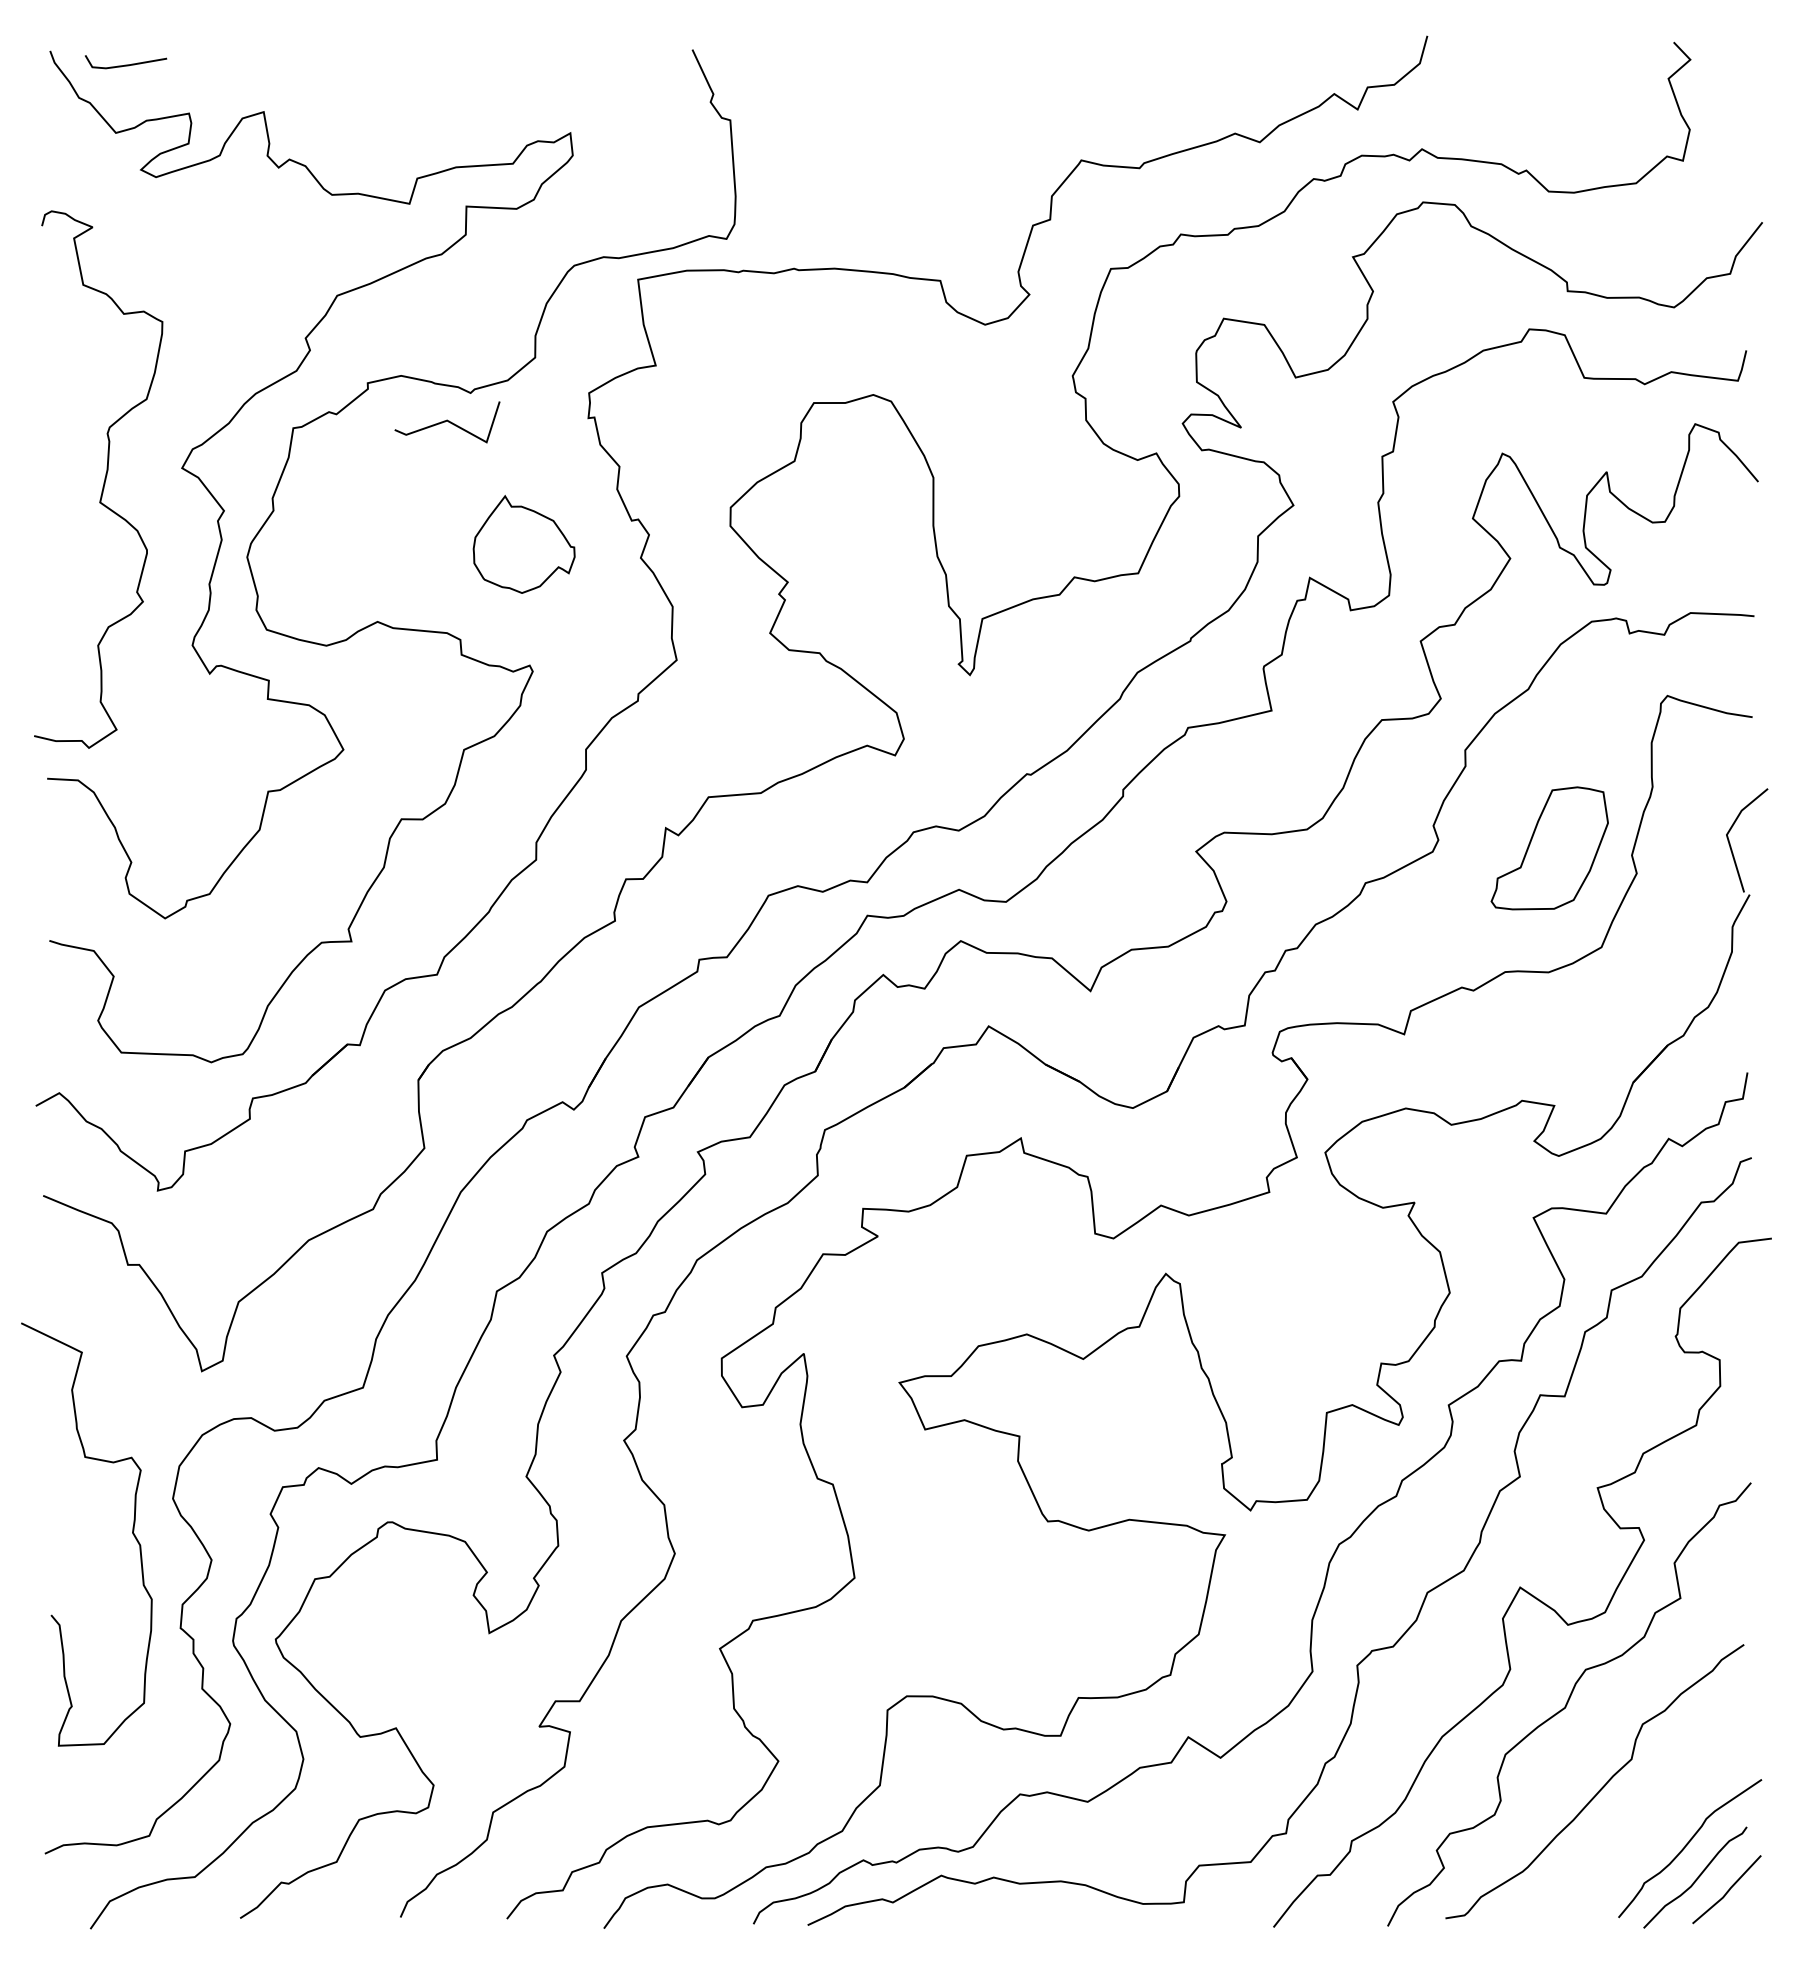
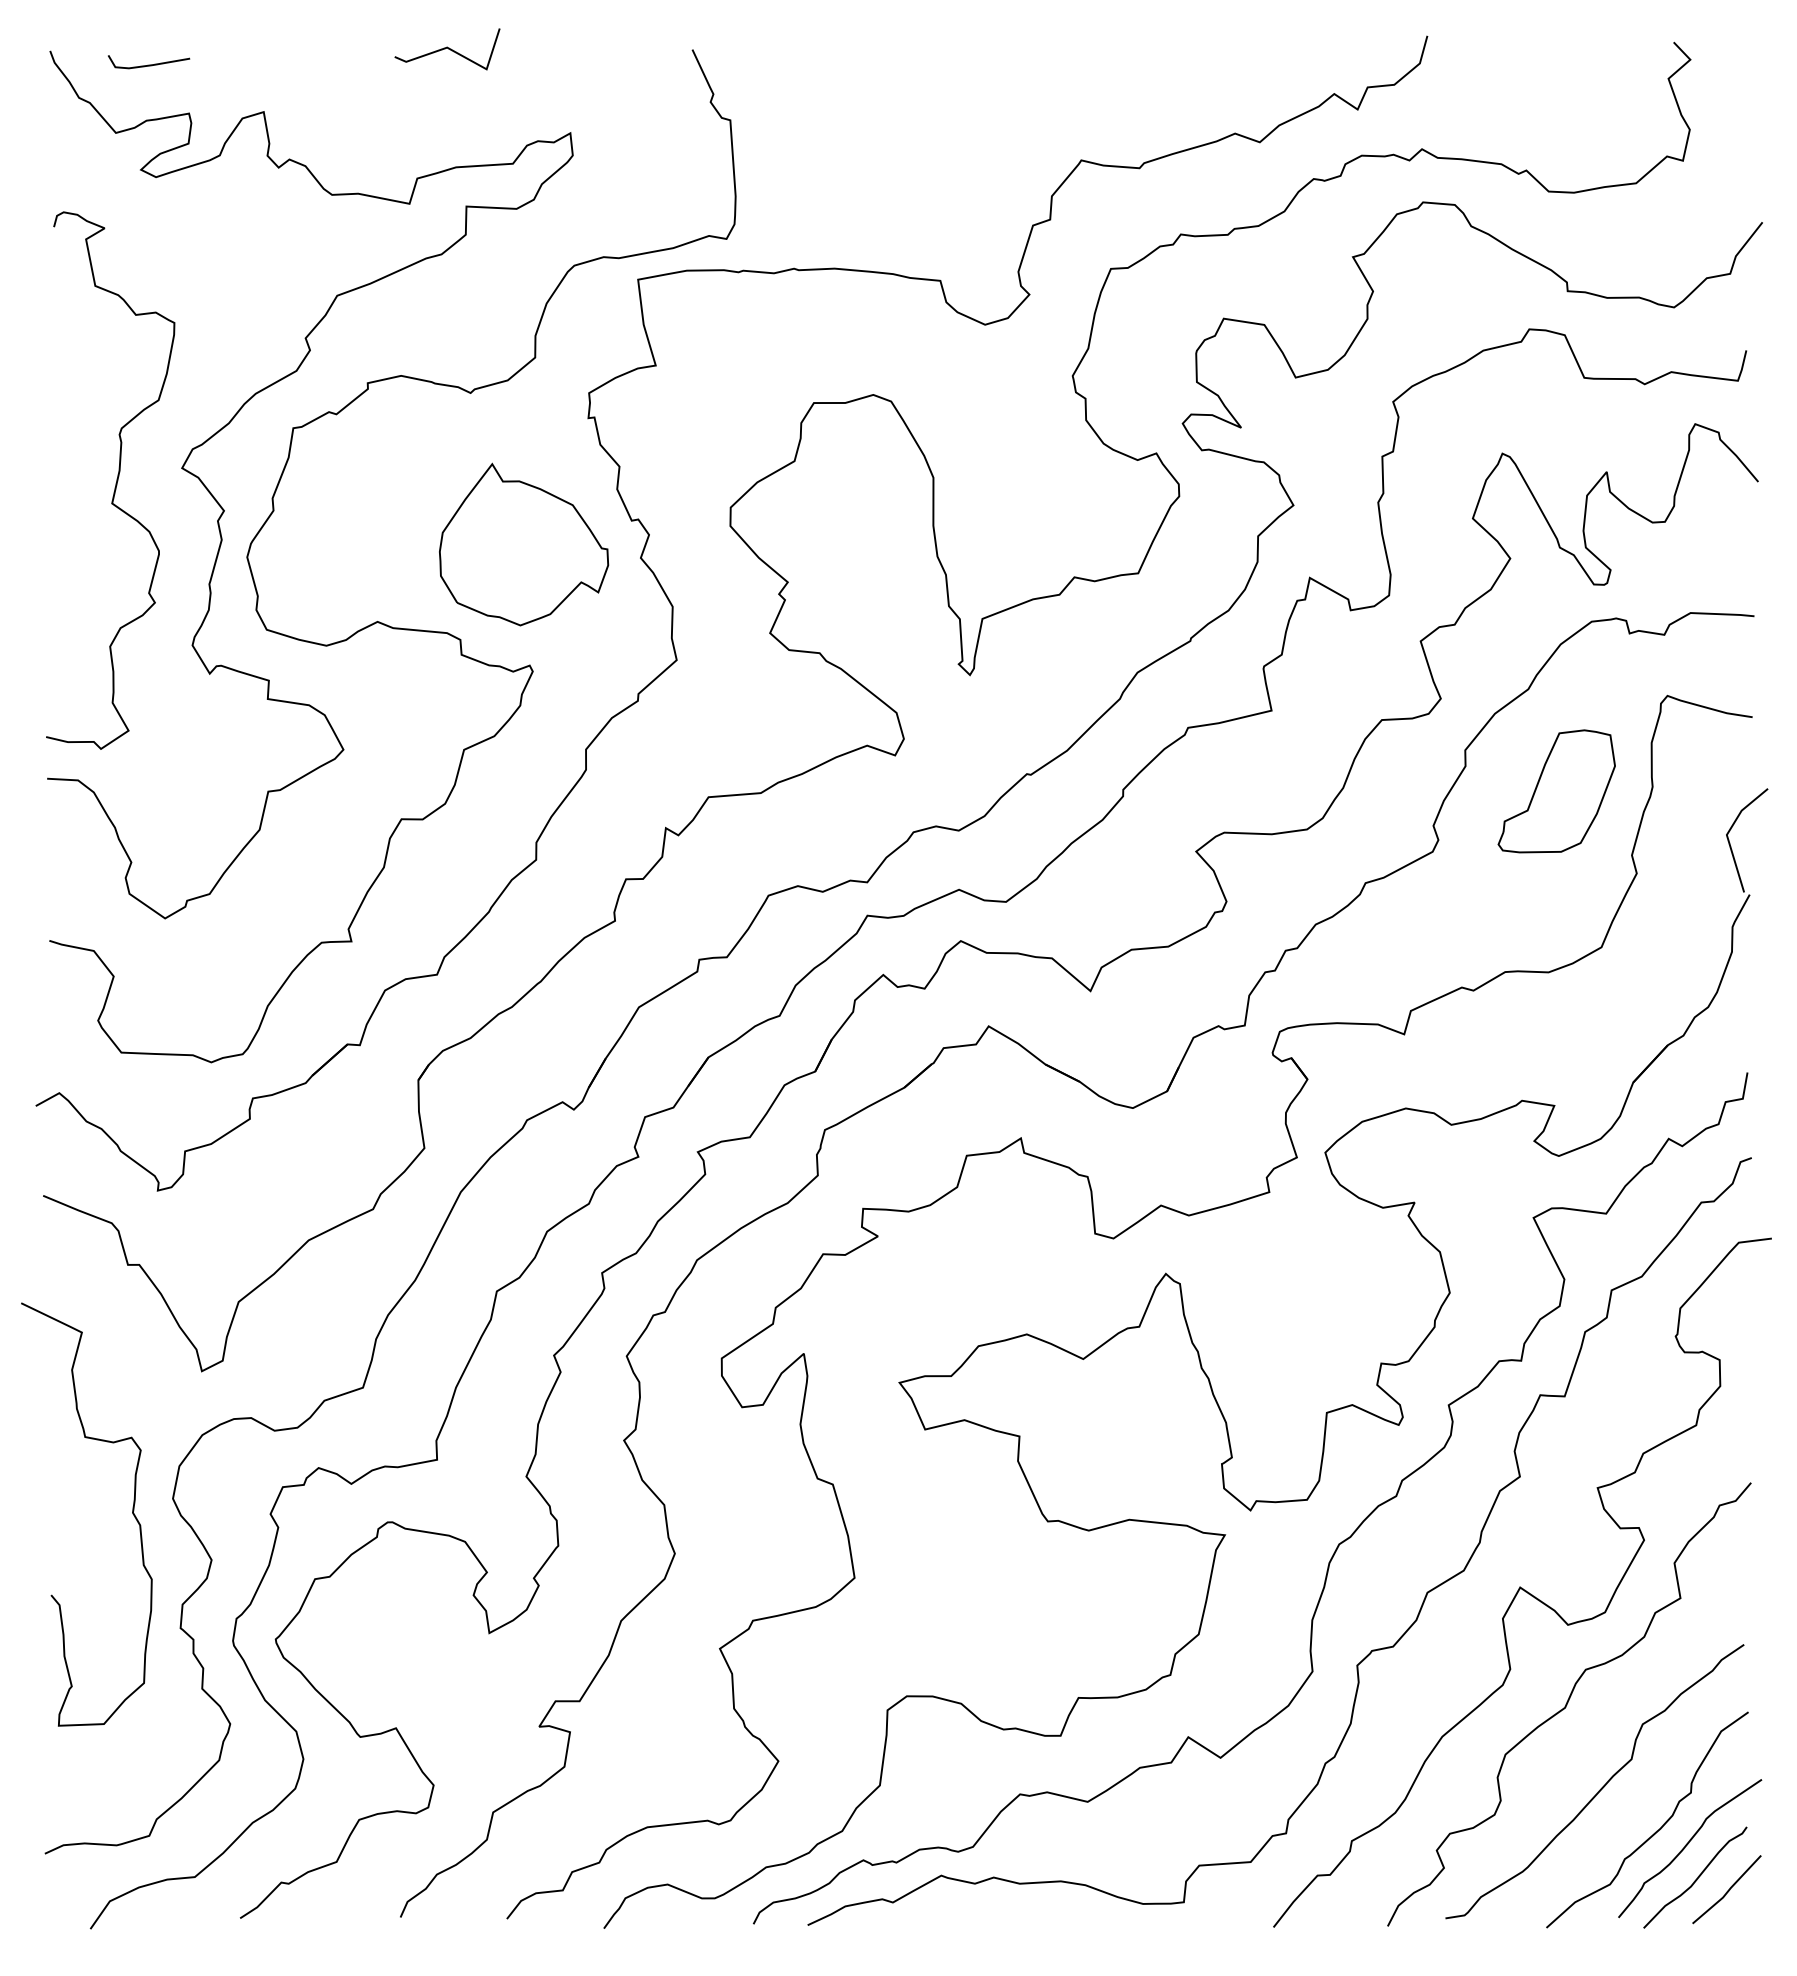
line position: (126, 64) -> (149, 64) (149, 64)
line position: (447, 421) -> (447, 48) (447, 48)
curve position: (103, 482) -> (115, 483) (115, 483)
part size: 104x99 px -> 171x165 px (524, 544)
part position: (1549, 848) -> (1556, 791) (1556, 791)
curve position: (132, 1534) -> (132, 1514) (132, 1514)
curve: none -> present (1656, 1830)
